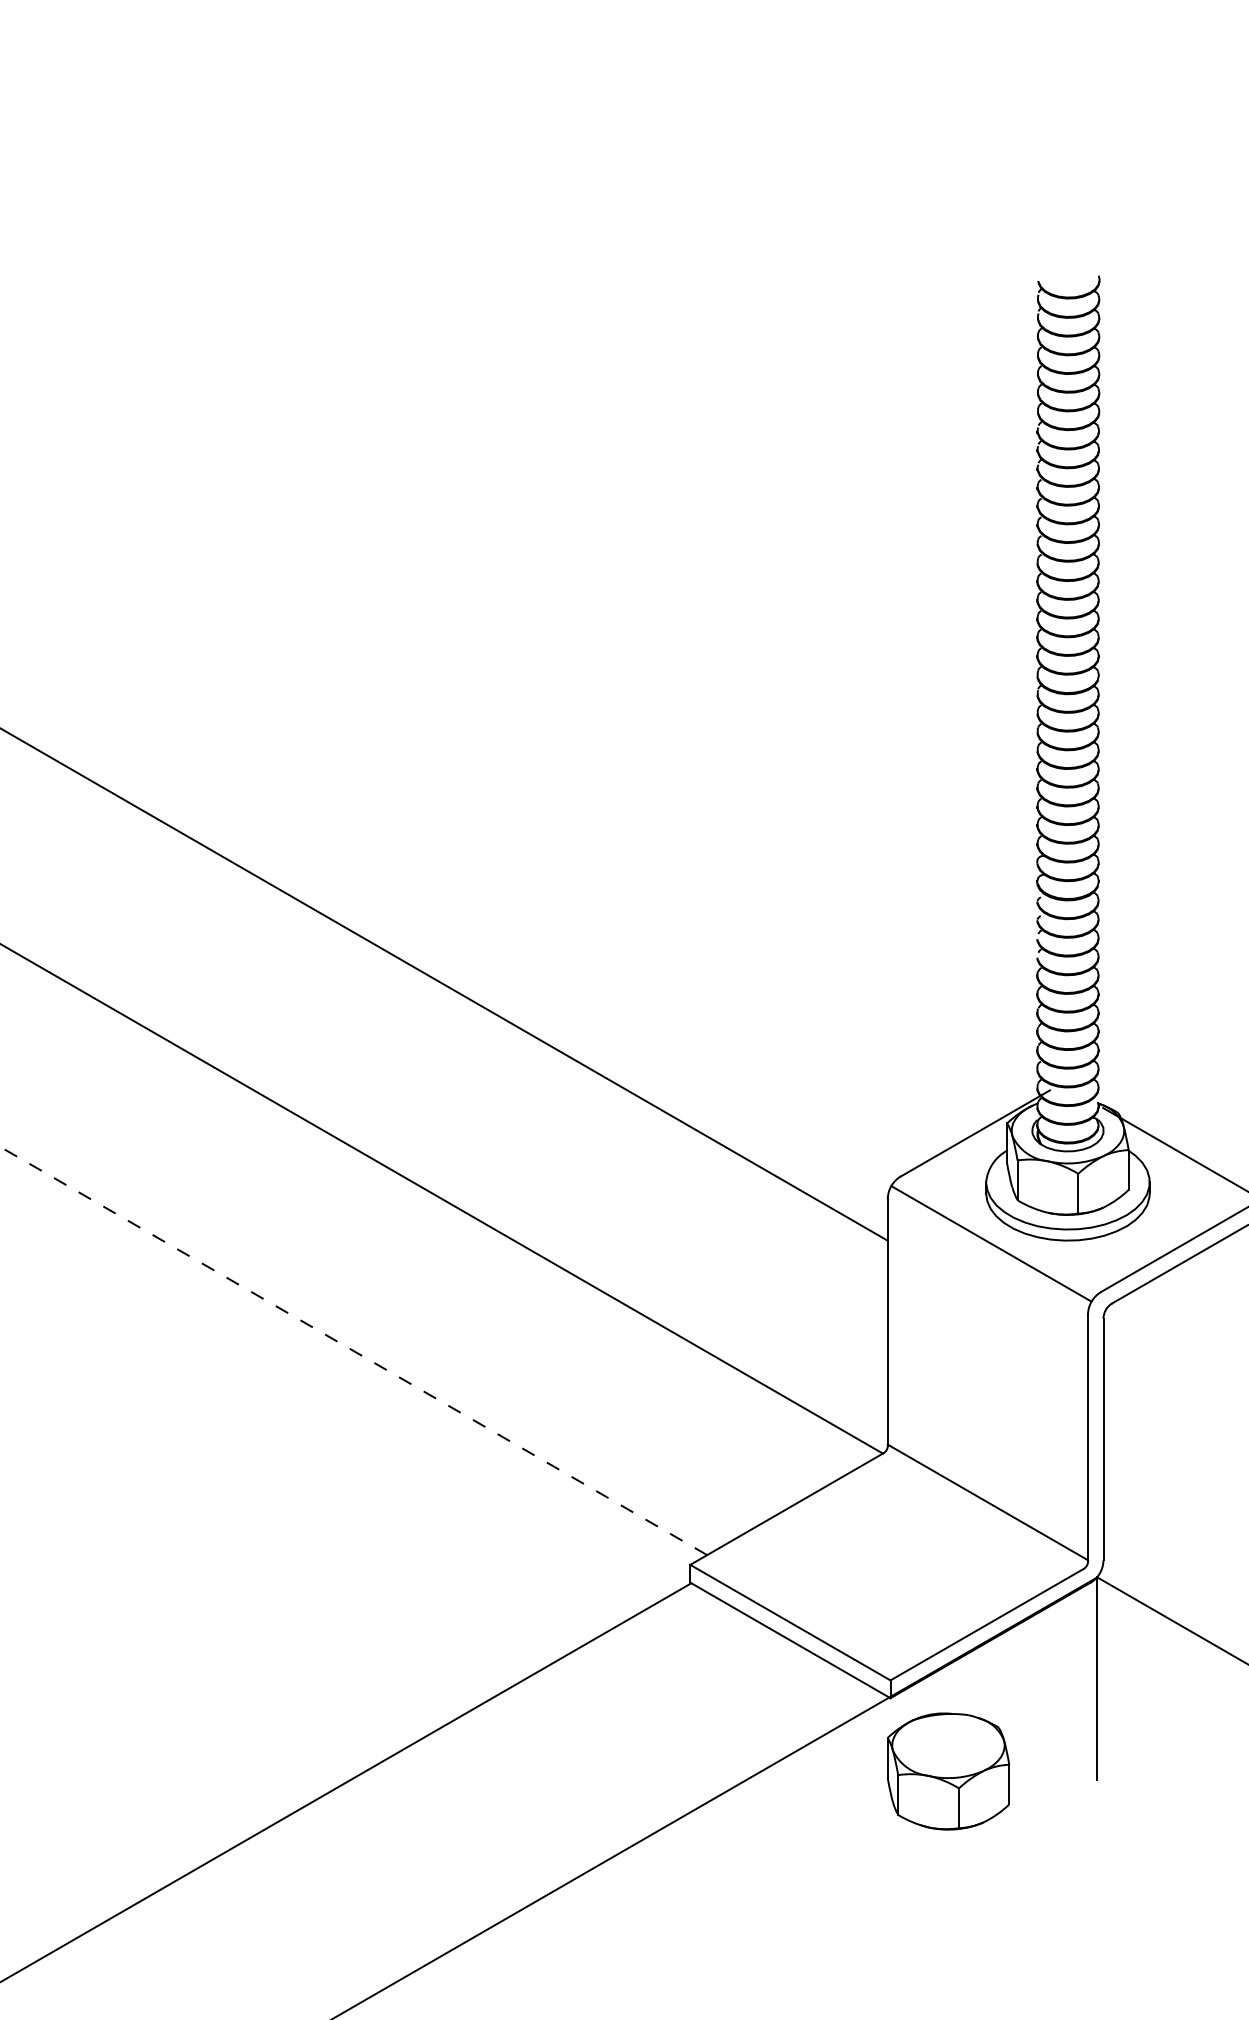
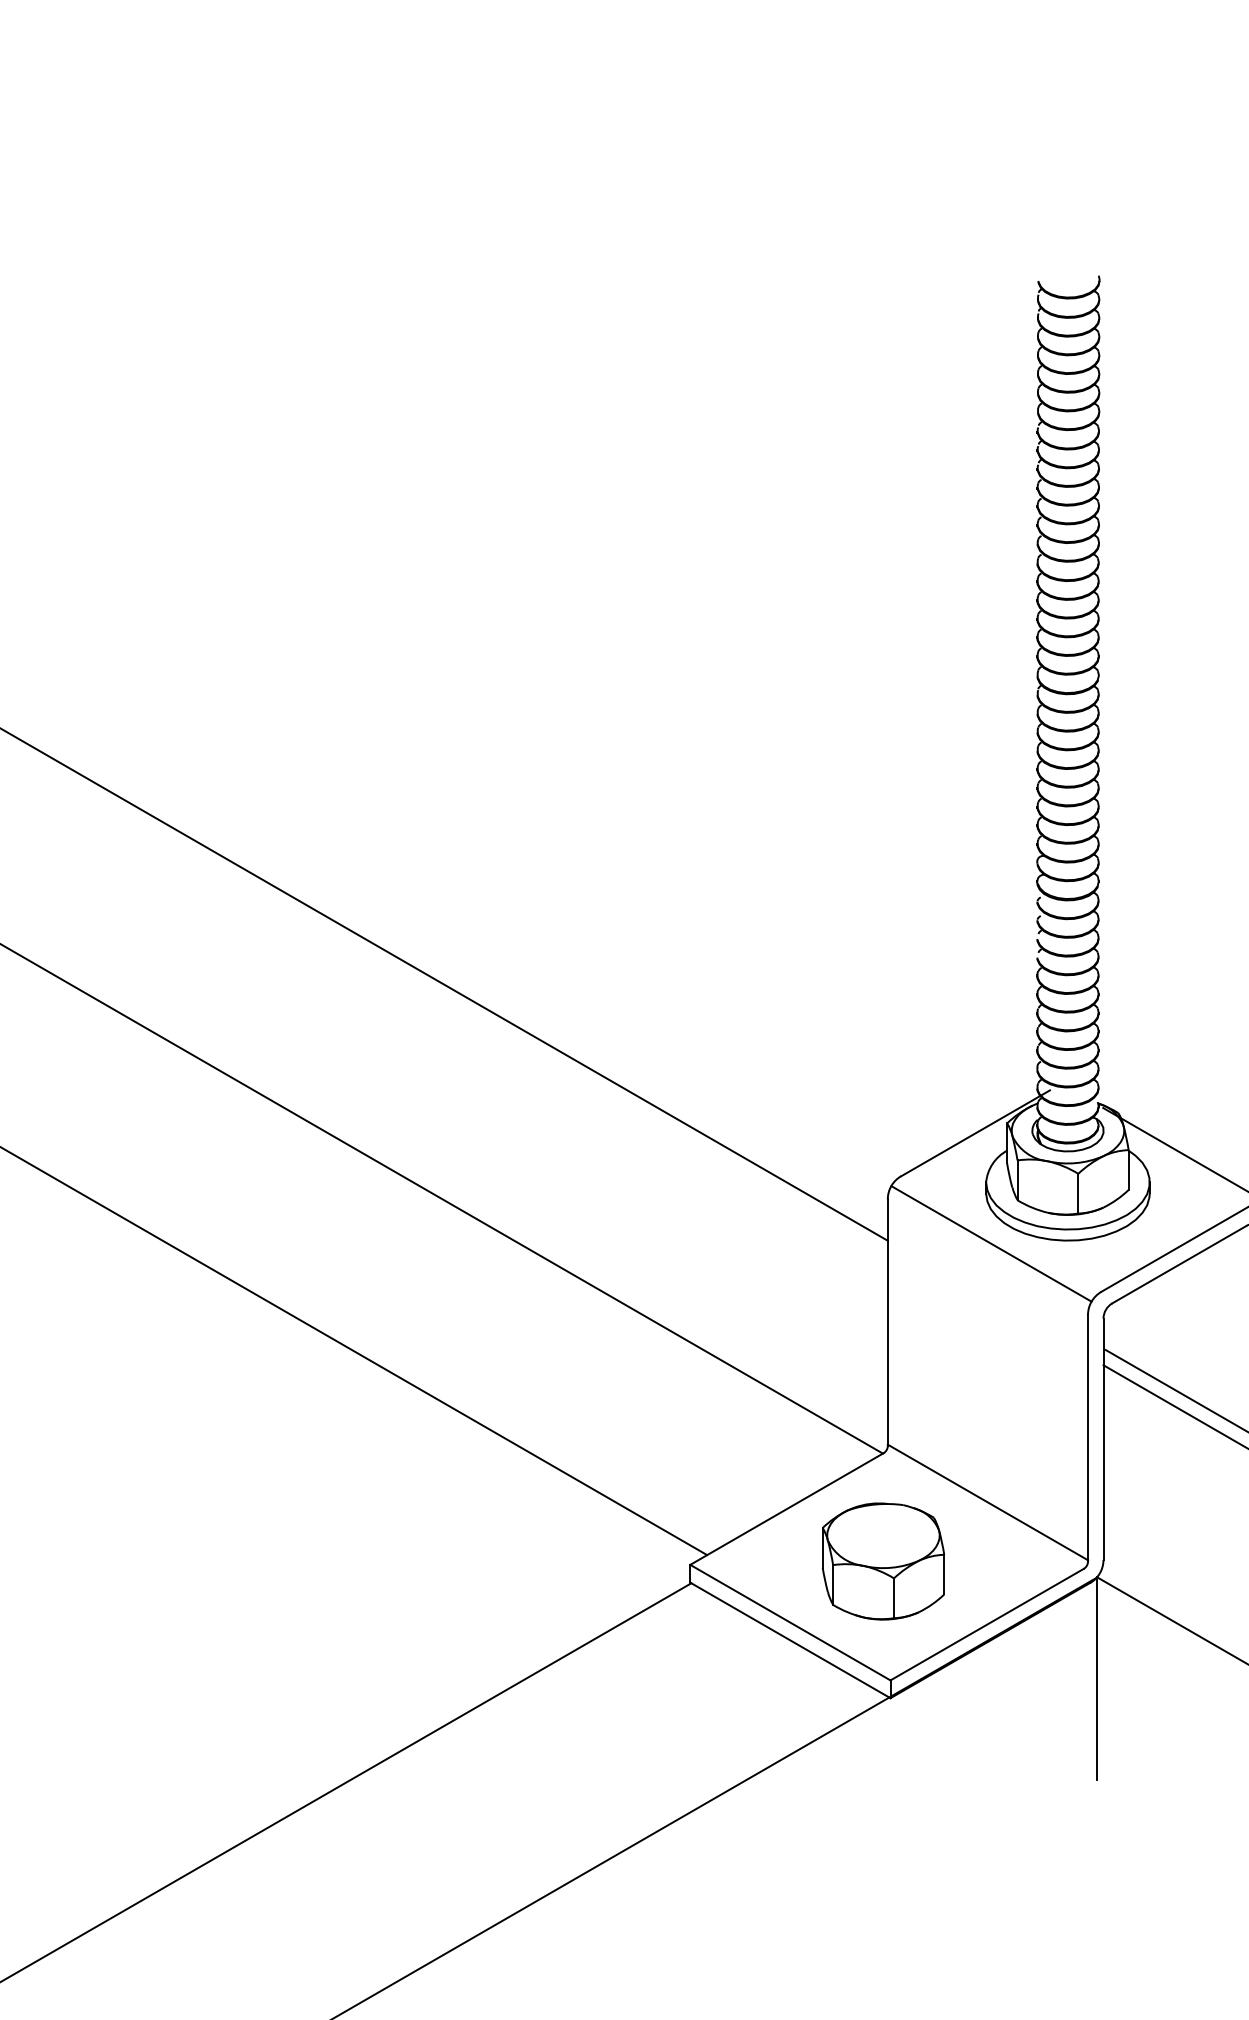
line: dashed -> solid (353, 1351)
line: none -> present (1175, 1390)
line: none -> present (1174, 1406)
part position: (947, 1771) -> (882, 1561) (882, 1561)
